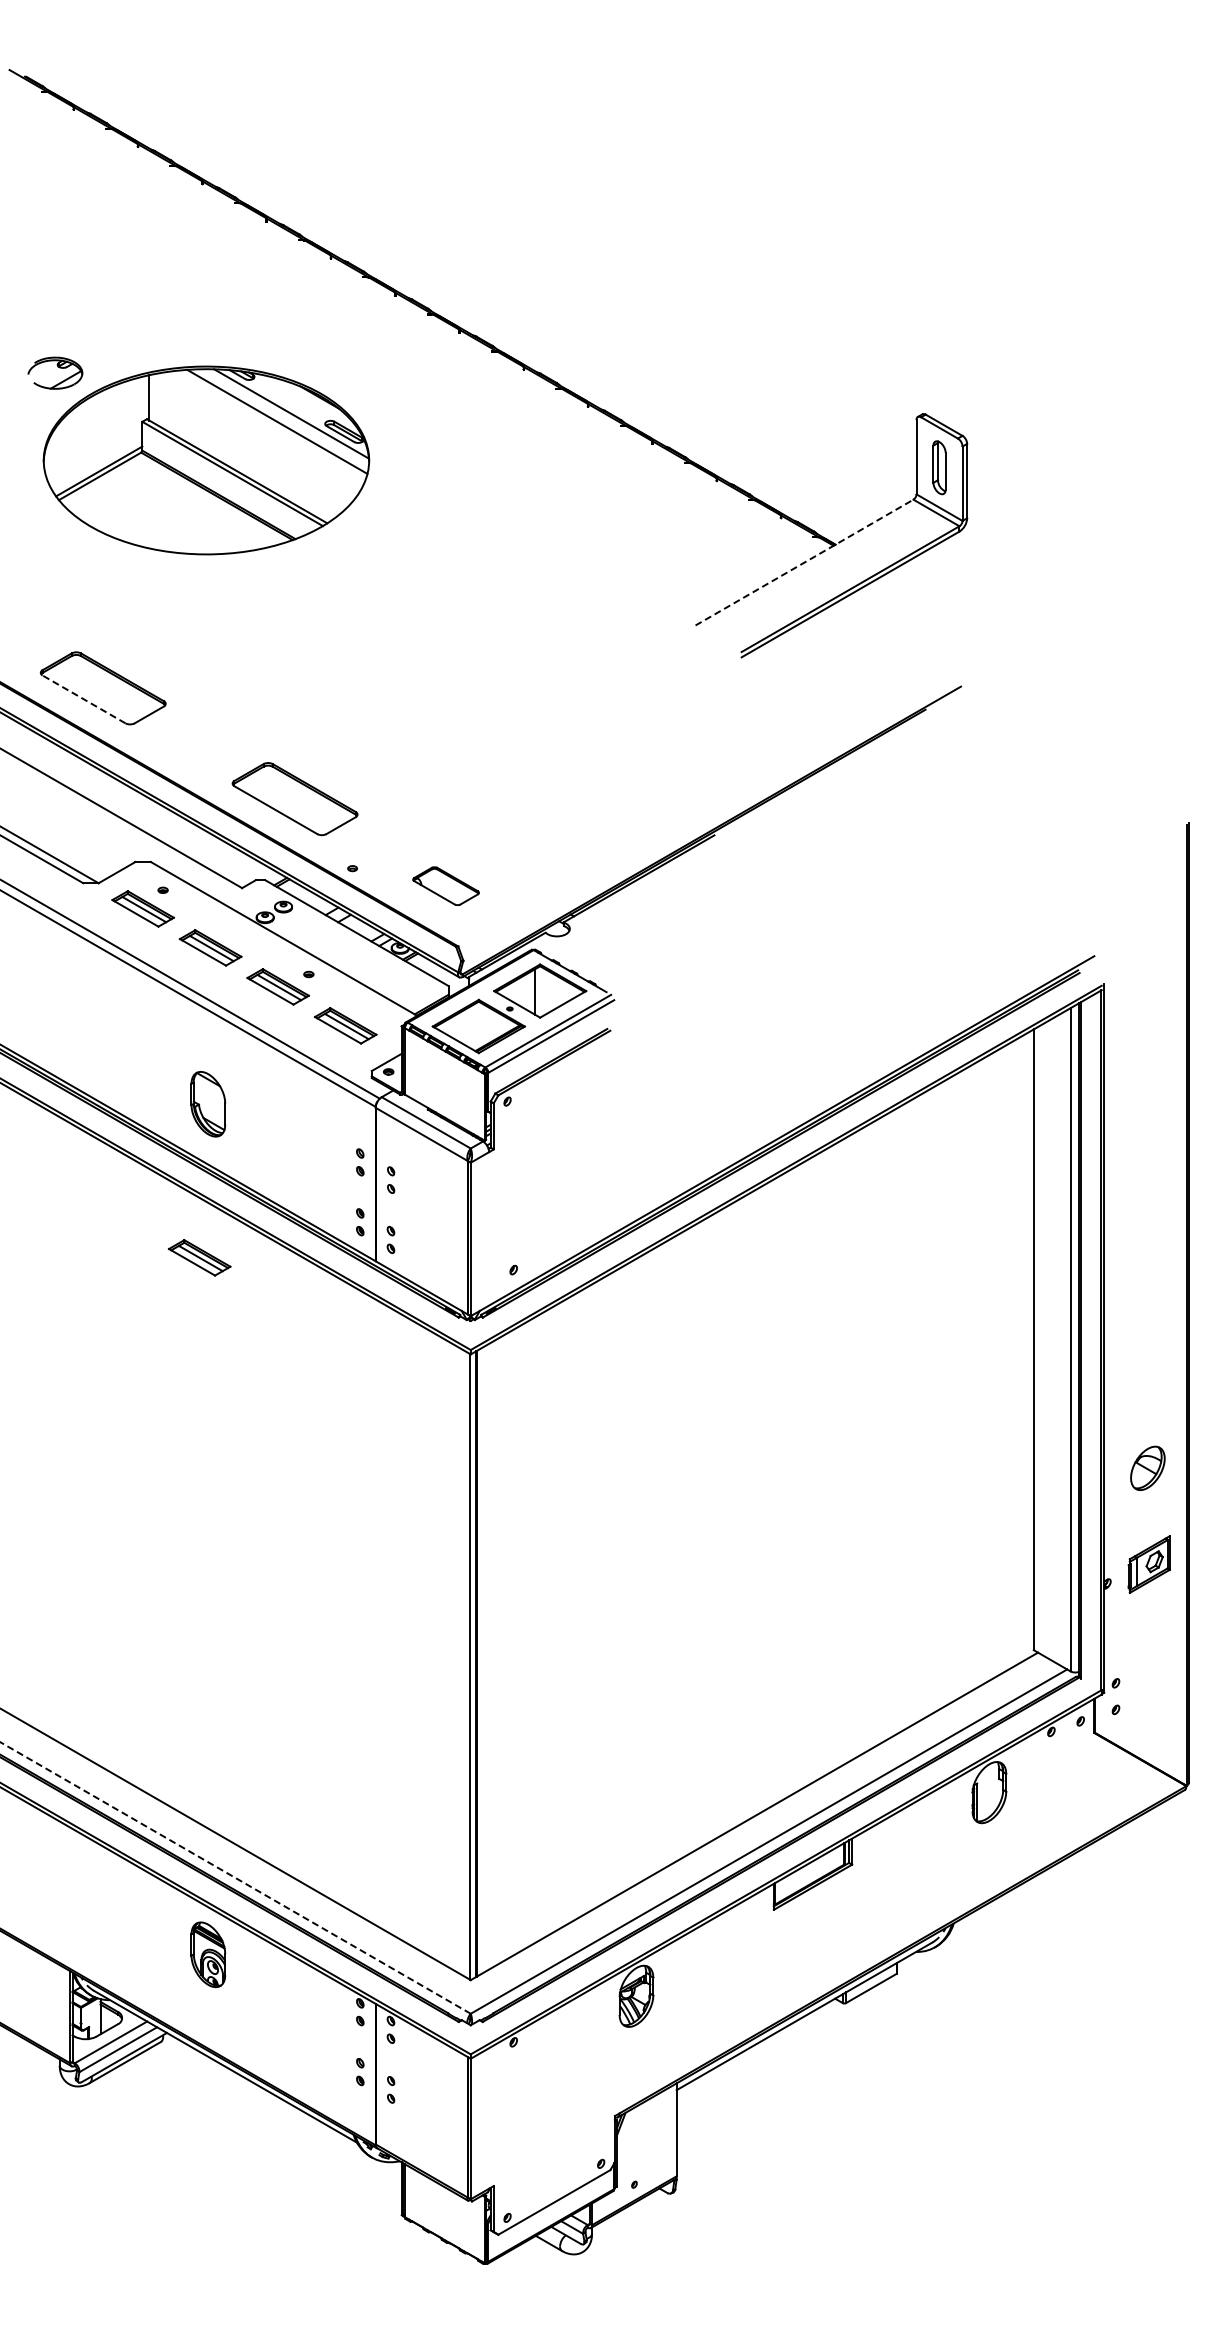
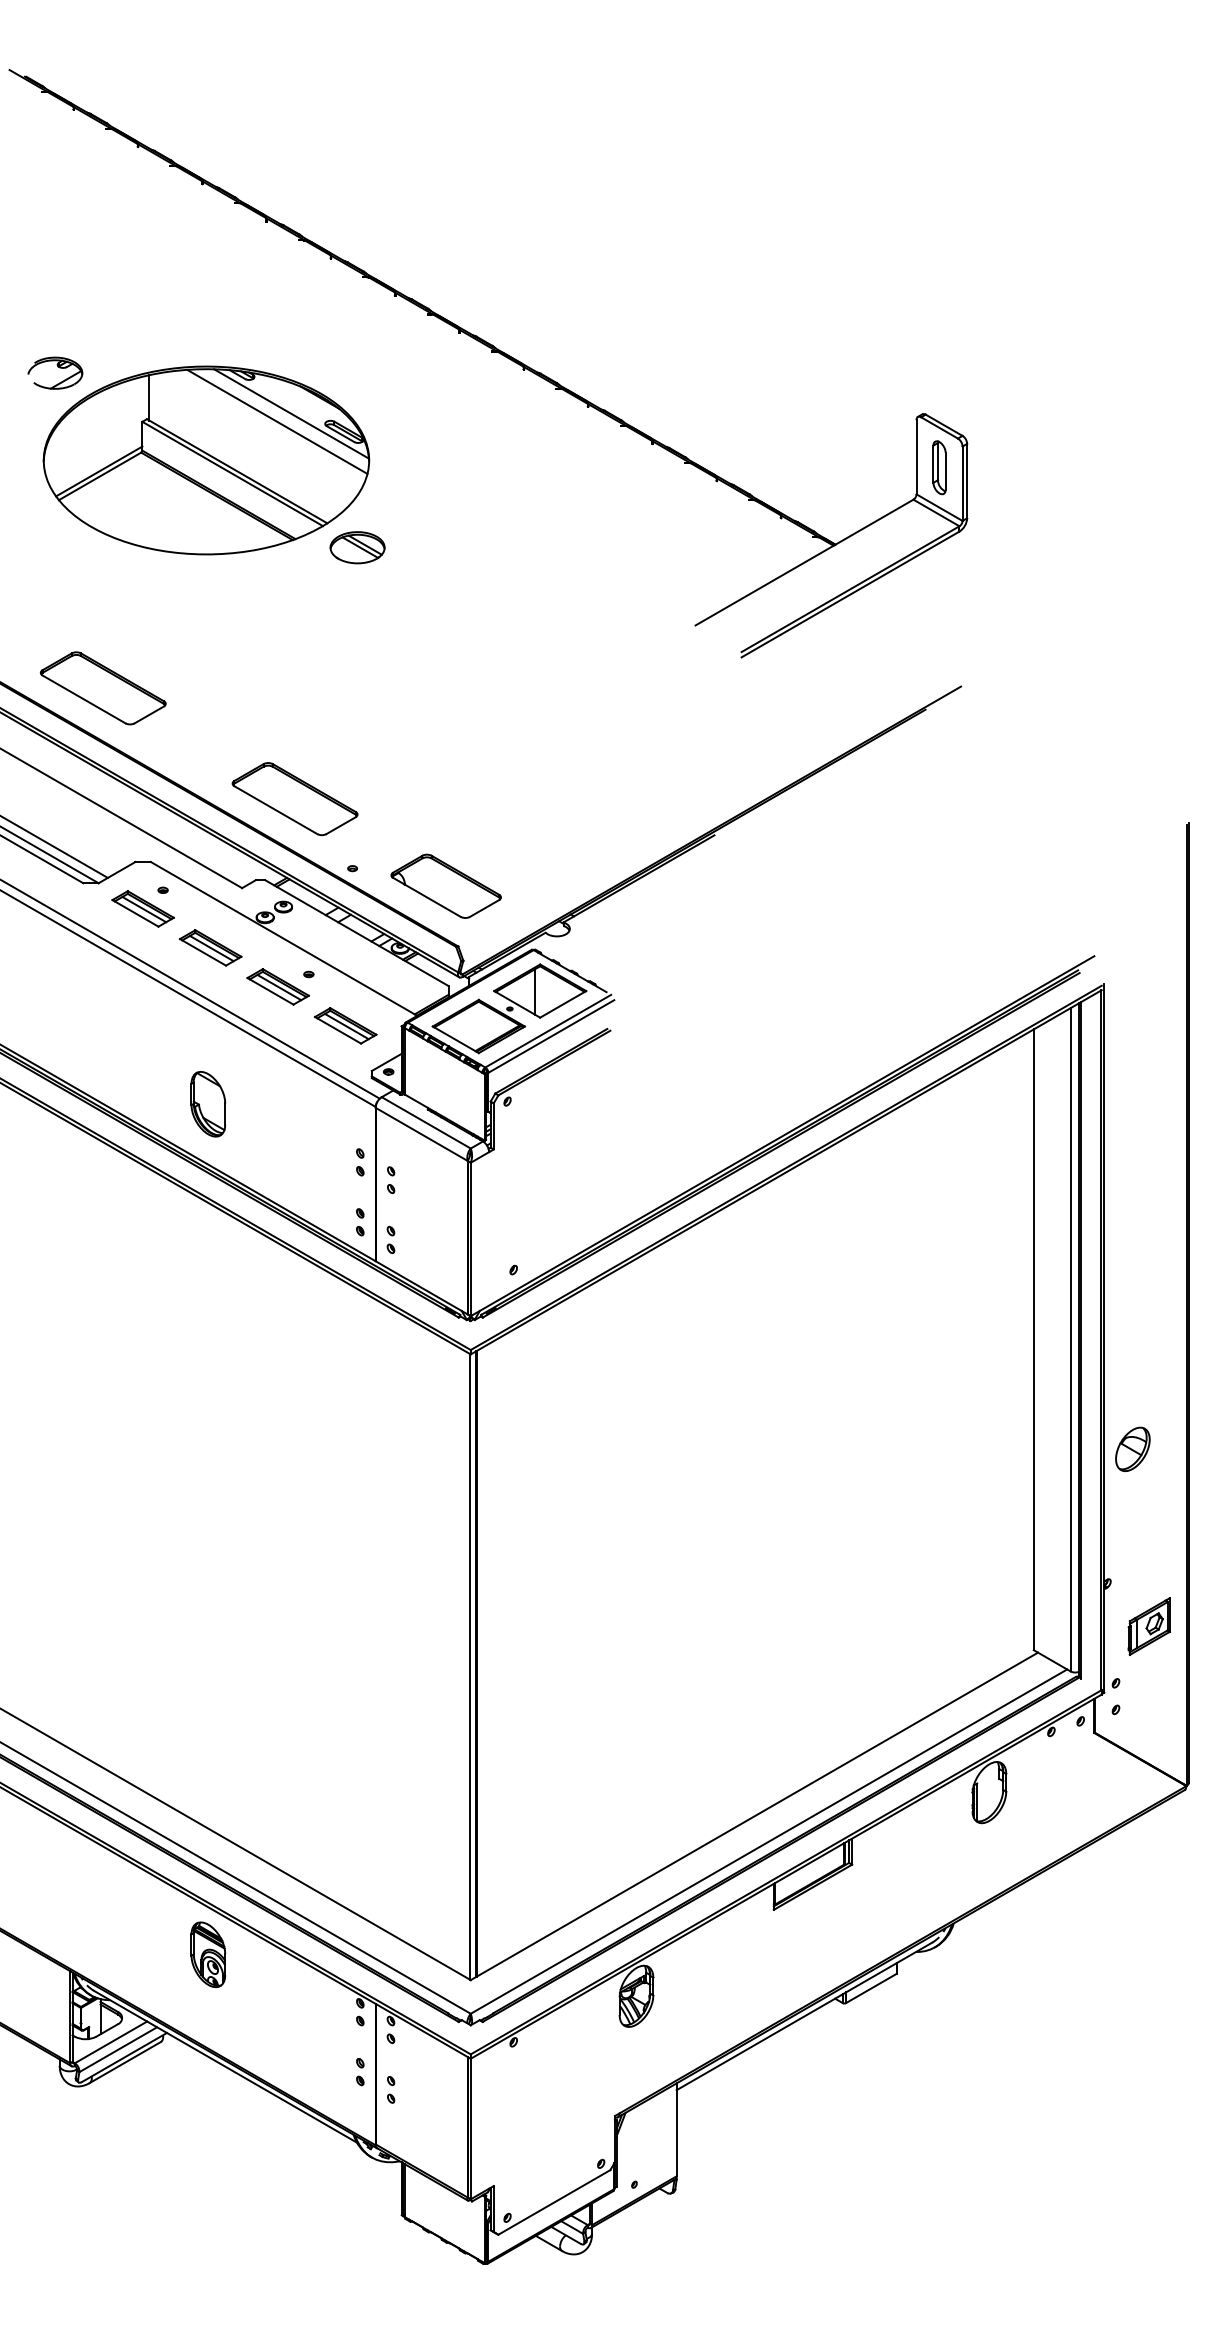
part: none -> present (357, 547)
line: dashed -> solid (804, 562)
line: dashed -> solid (84, 699)
line: none -> present (54, 846)
part size: 68x40 px -> 112x66 px (445, 885)
part: present -> none (199, 1257)
part position: (1147, 1467) -> (1132, 1448) (1132, 1448)
part position: (1148, 1564) -> (1148, 1626) (1148, 1626)
line: dashed -> solid (235, 1877)
